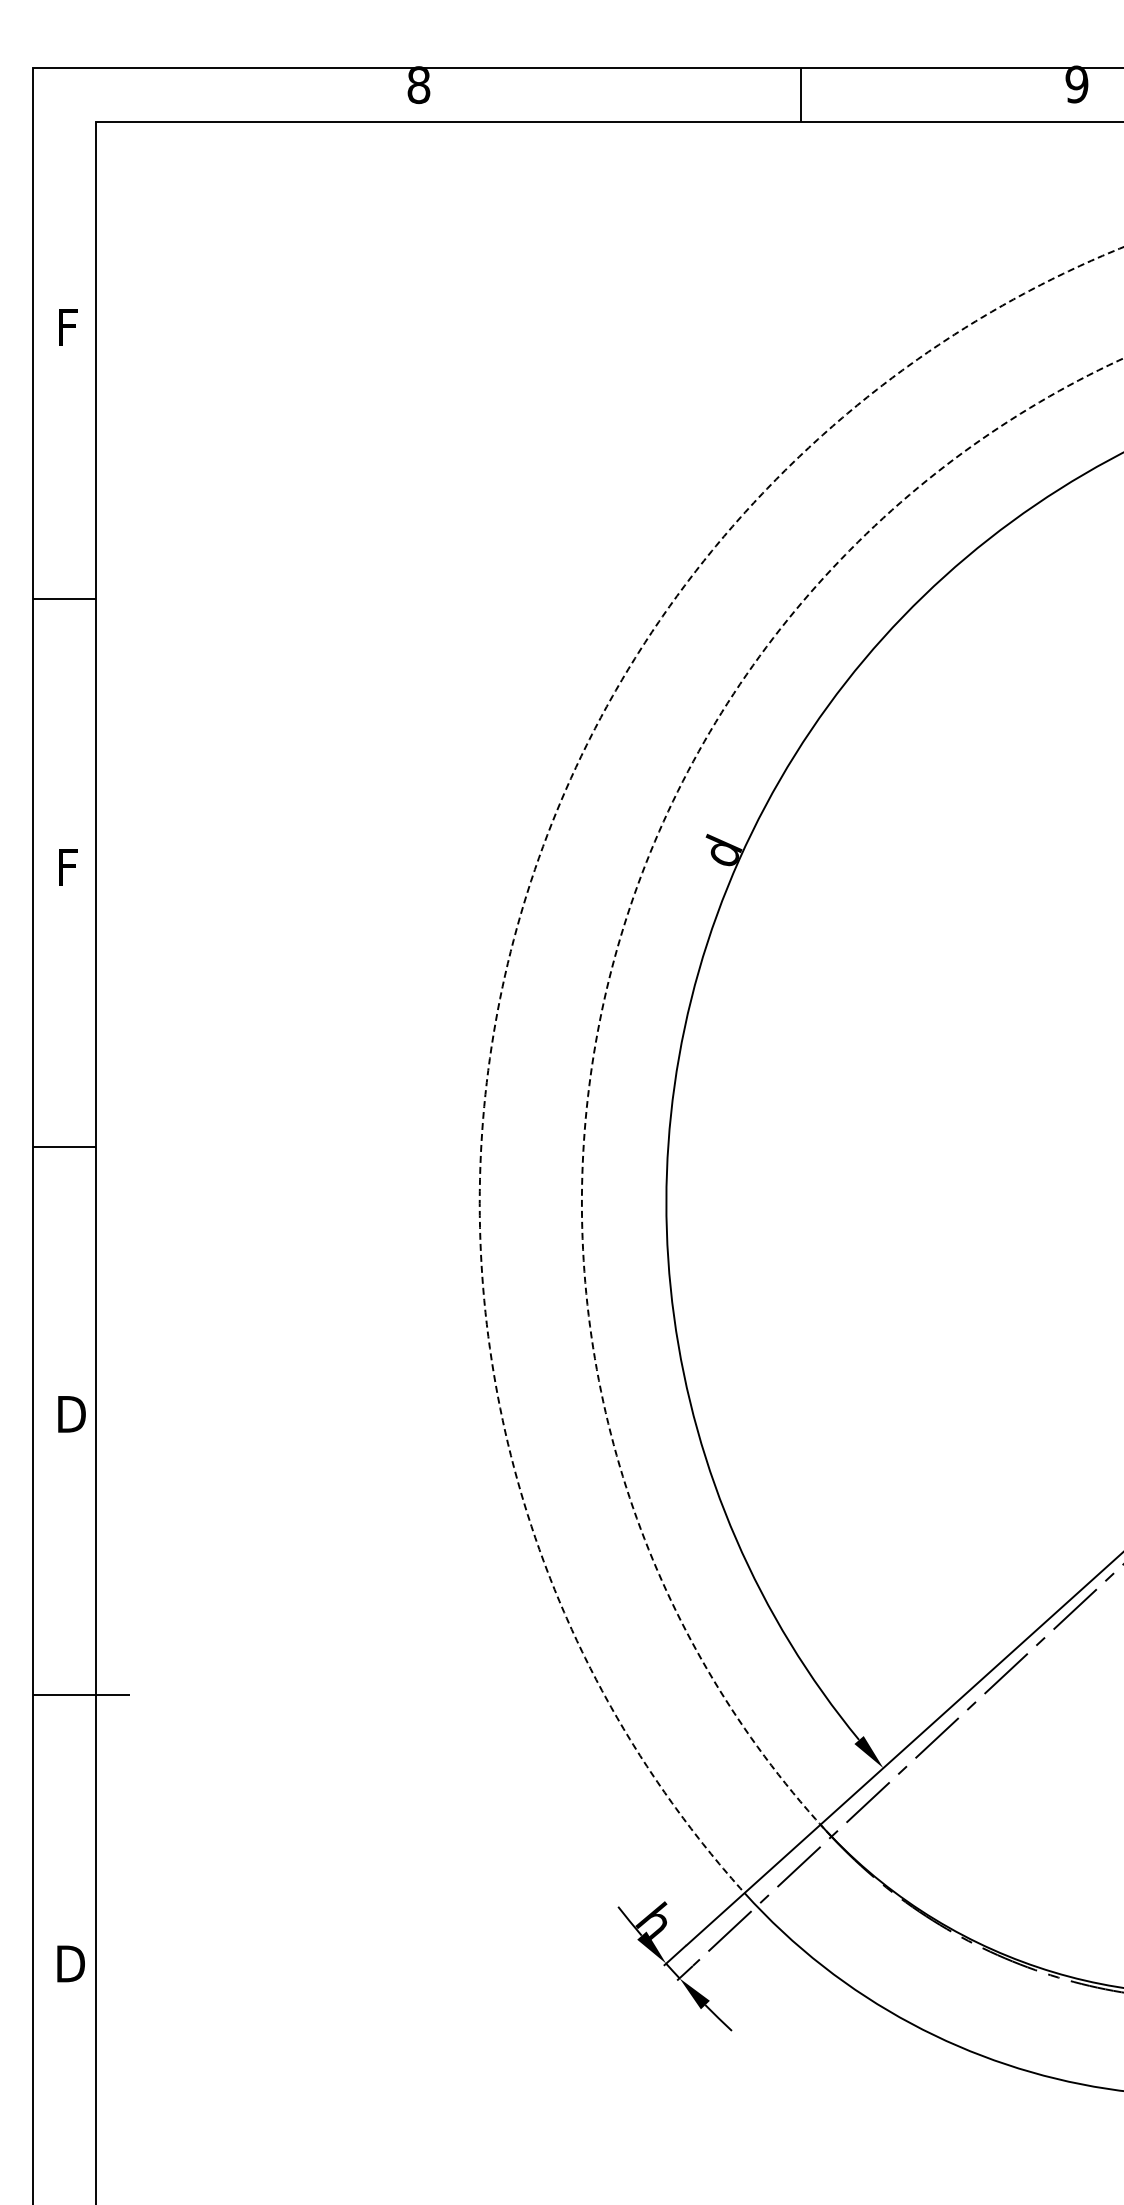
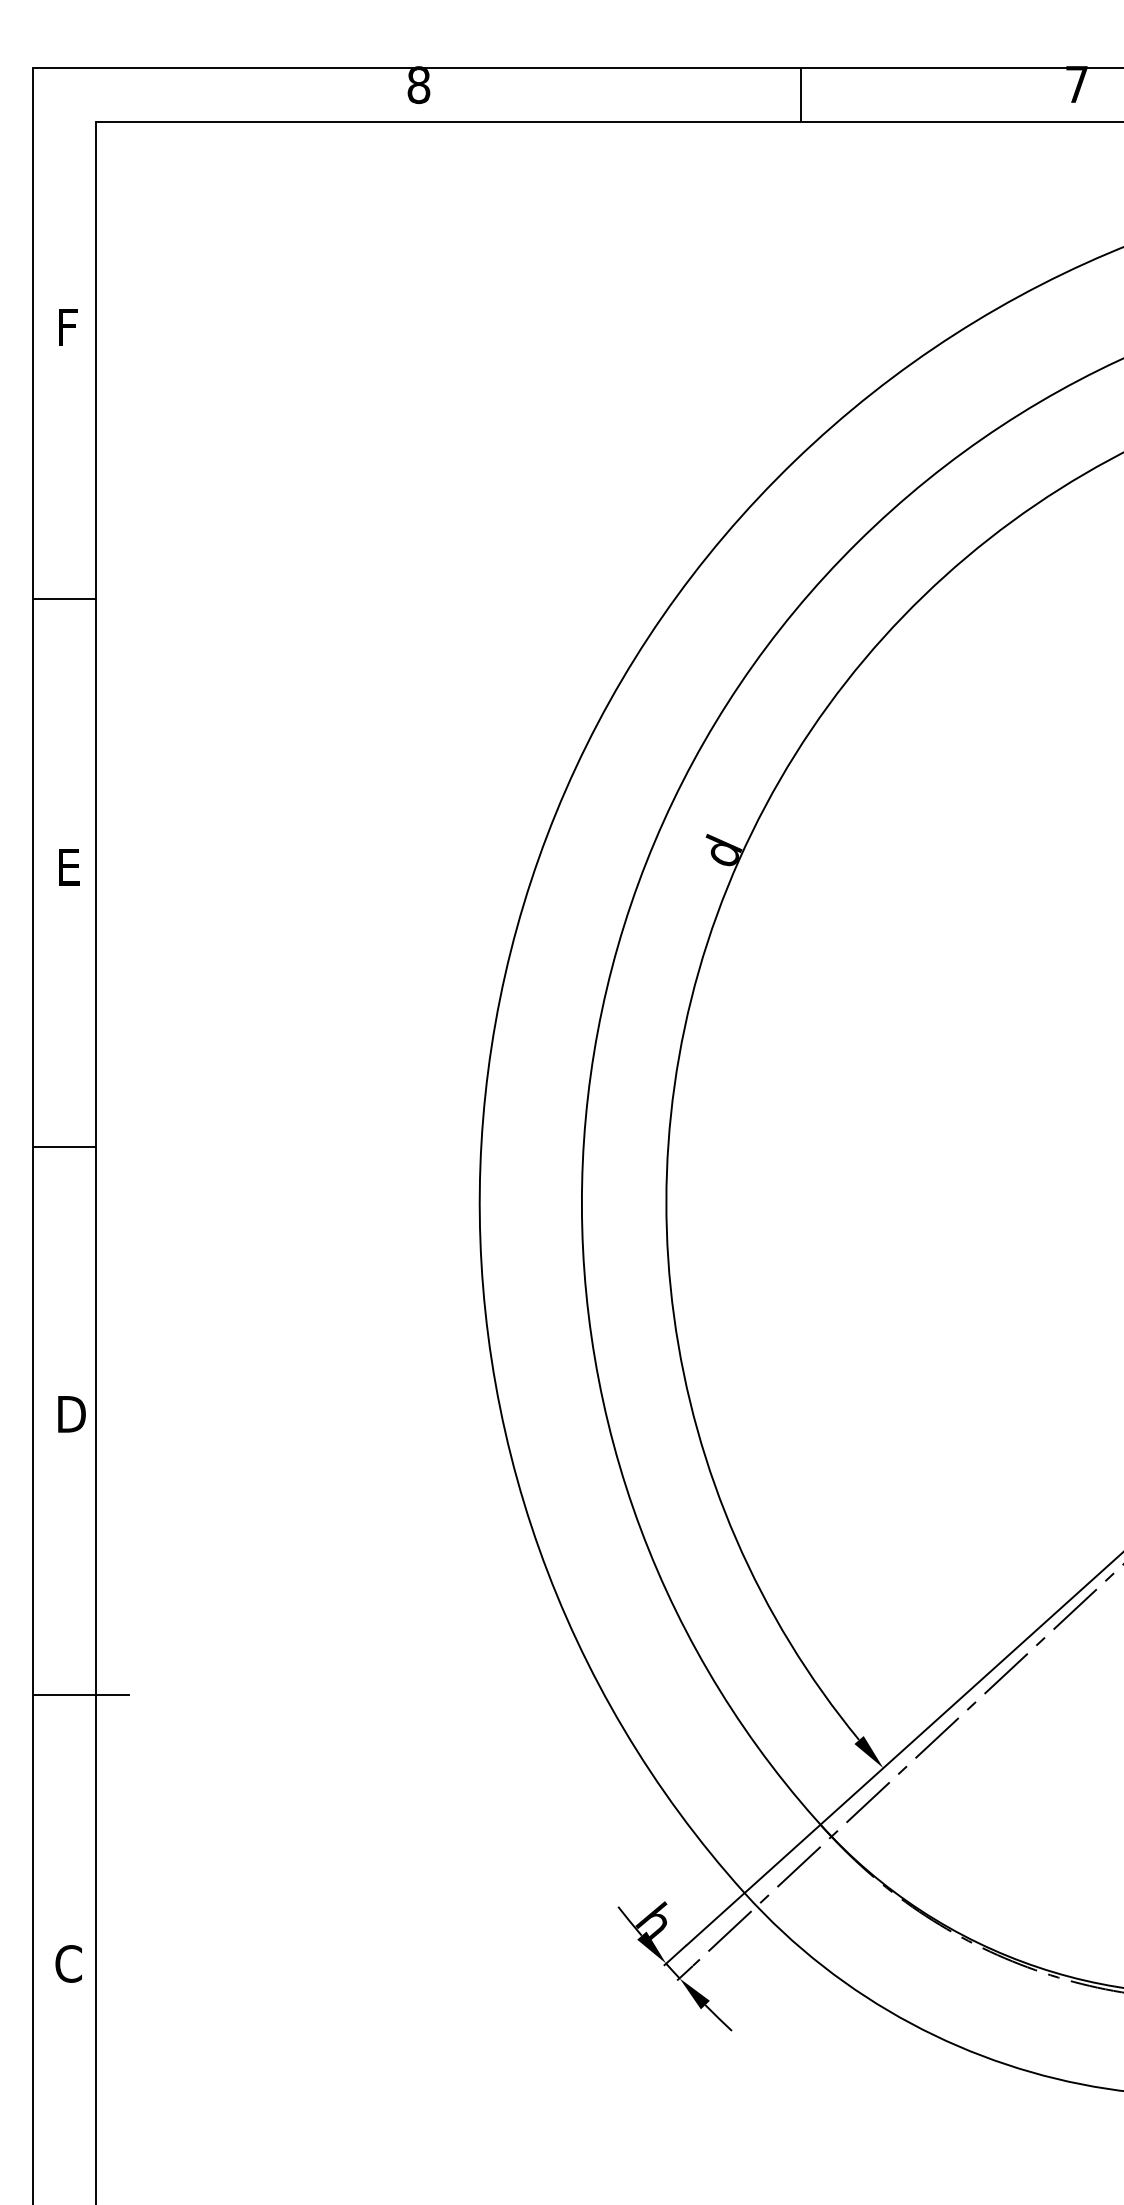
text: 9 -> 7 (1076, 84)
text: F -> E (71, 867)
arc: dashed -> solid (505, 975)
arc: dashed -> solid (600, 1019)
text: D -> C (69, 1963)
